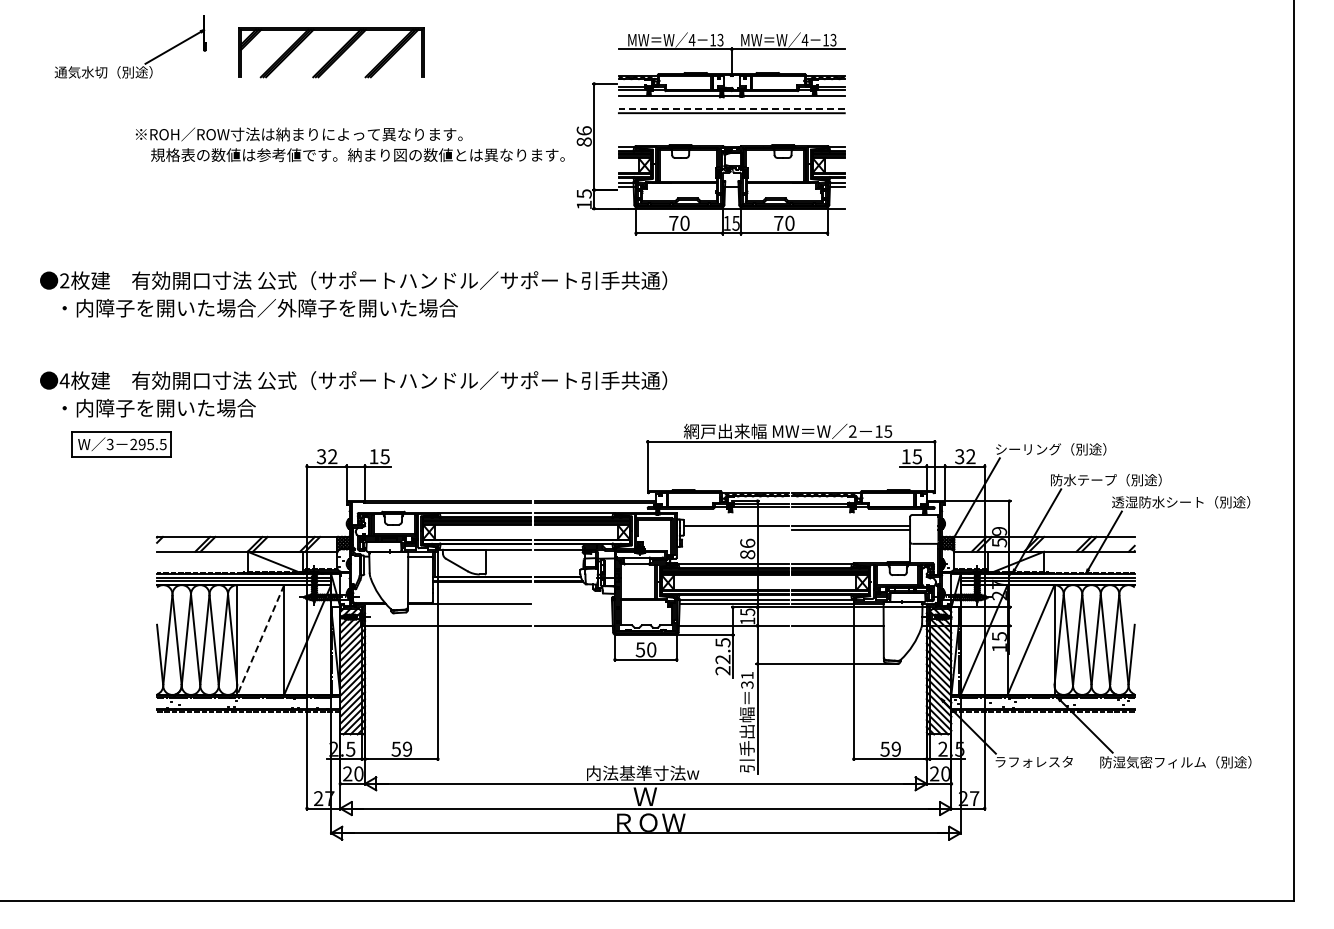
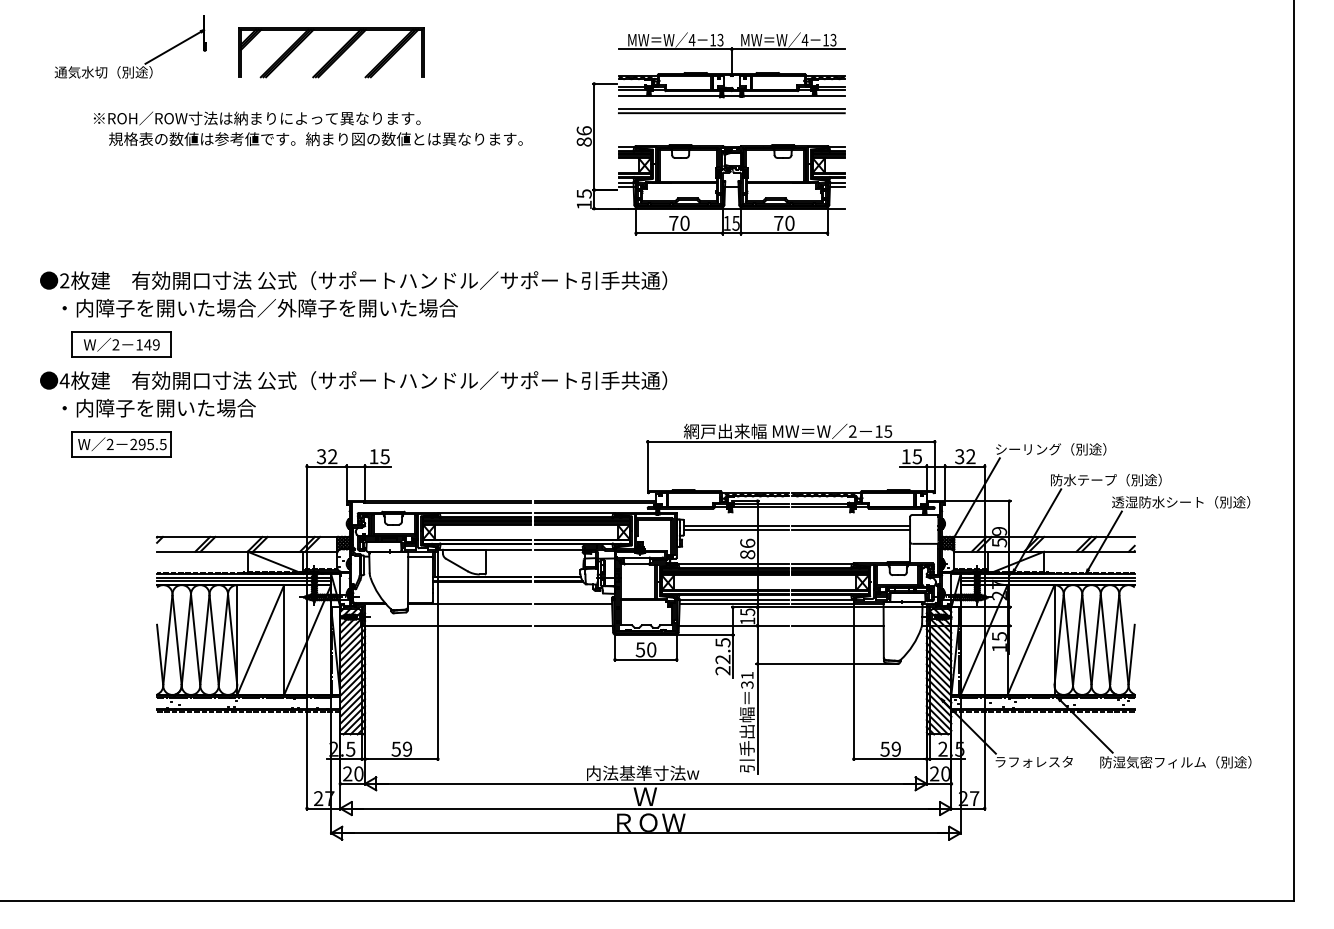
line: dashed -> solid (731, 108)
text position: (349, 144) -> (307, 128) (307, 128)
part: none -> present (121, 344)
text: 3 -> 2 (109, 444)
line: none -> present (735, 530)
line: none -> present (573, 604)
line: dashed -> solid (260, 640)
